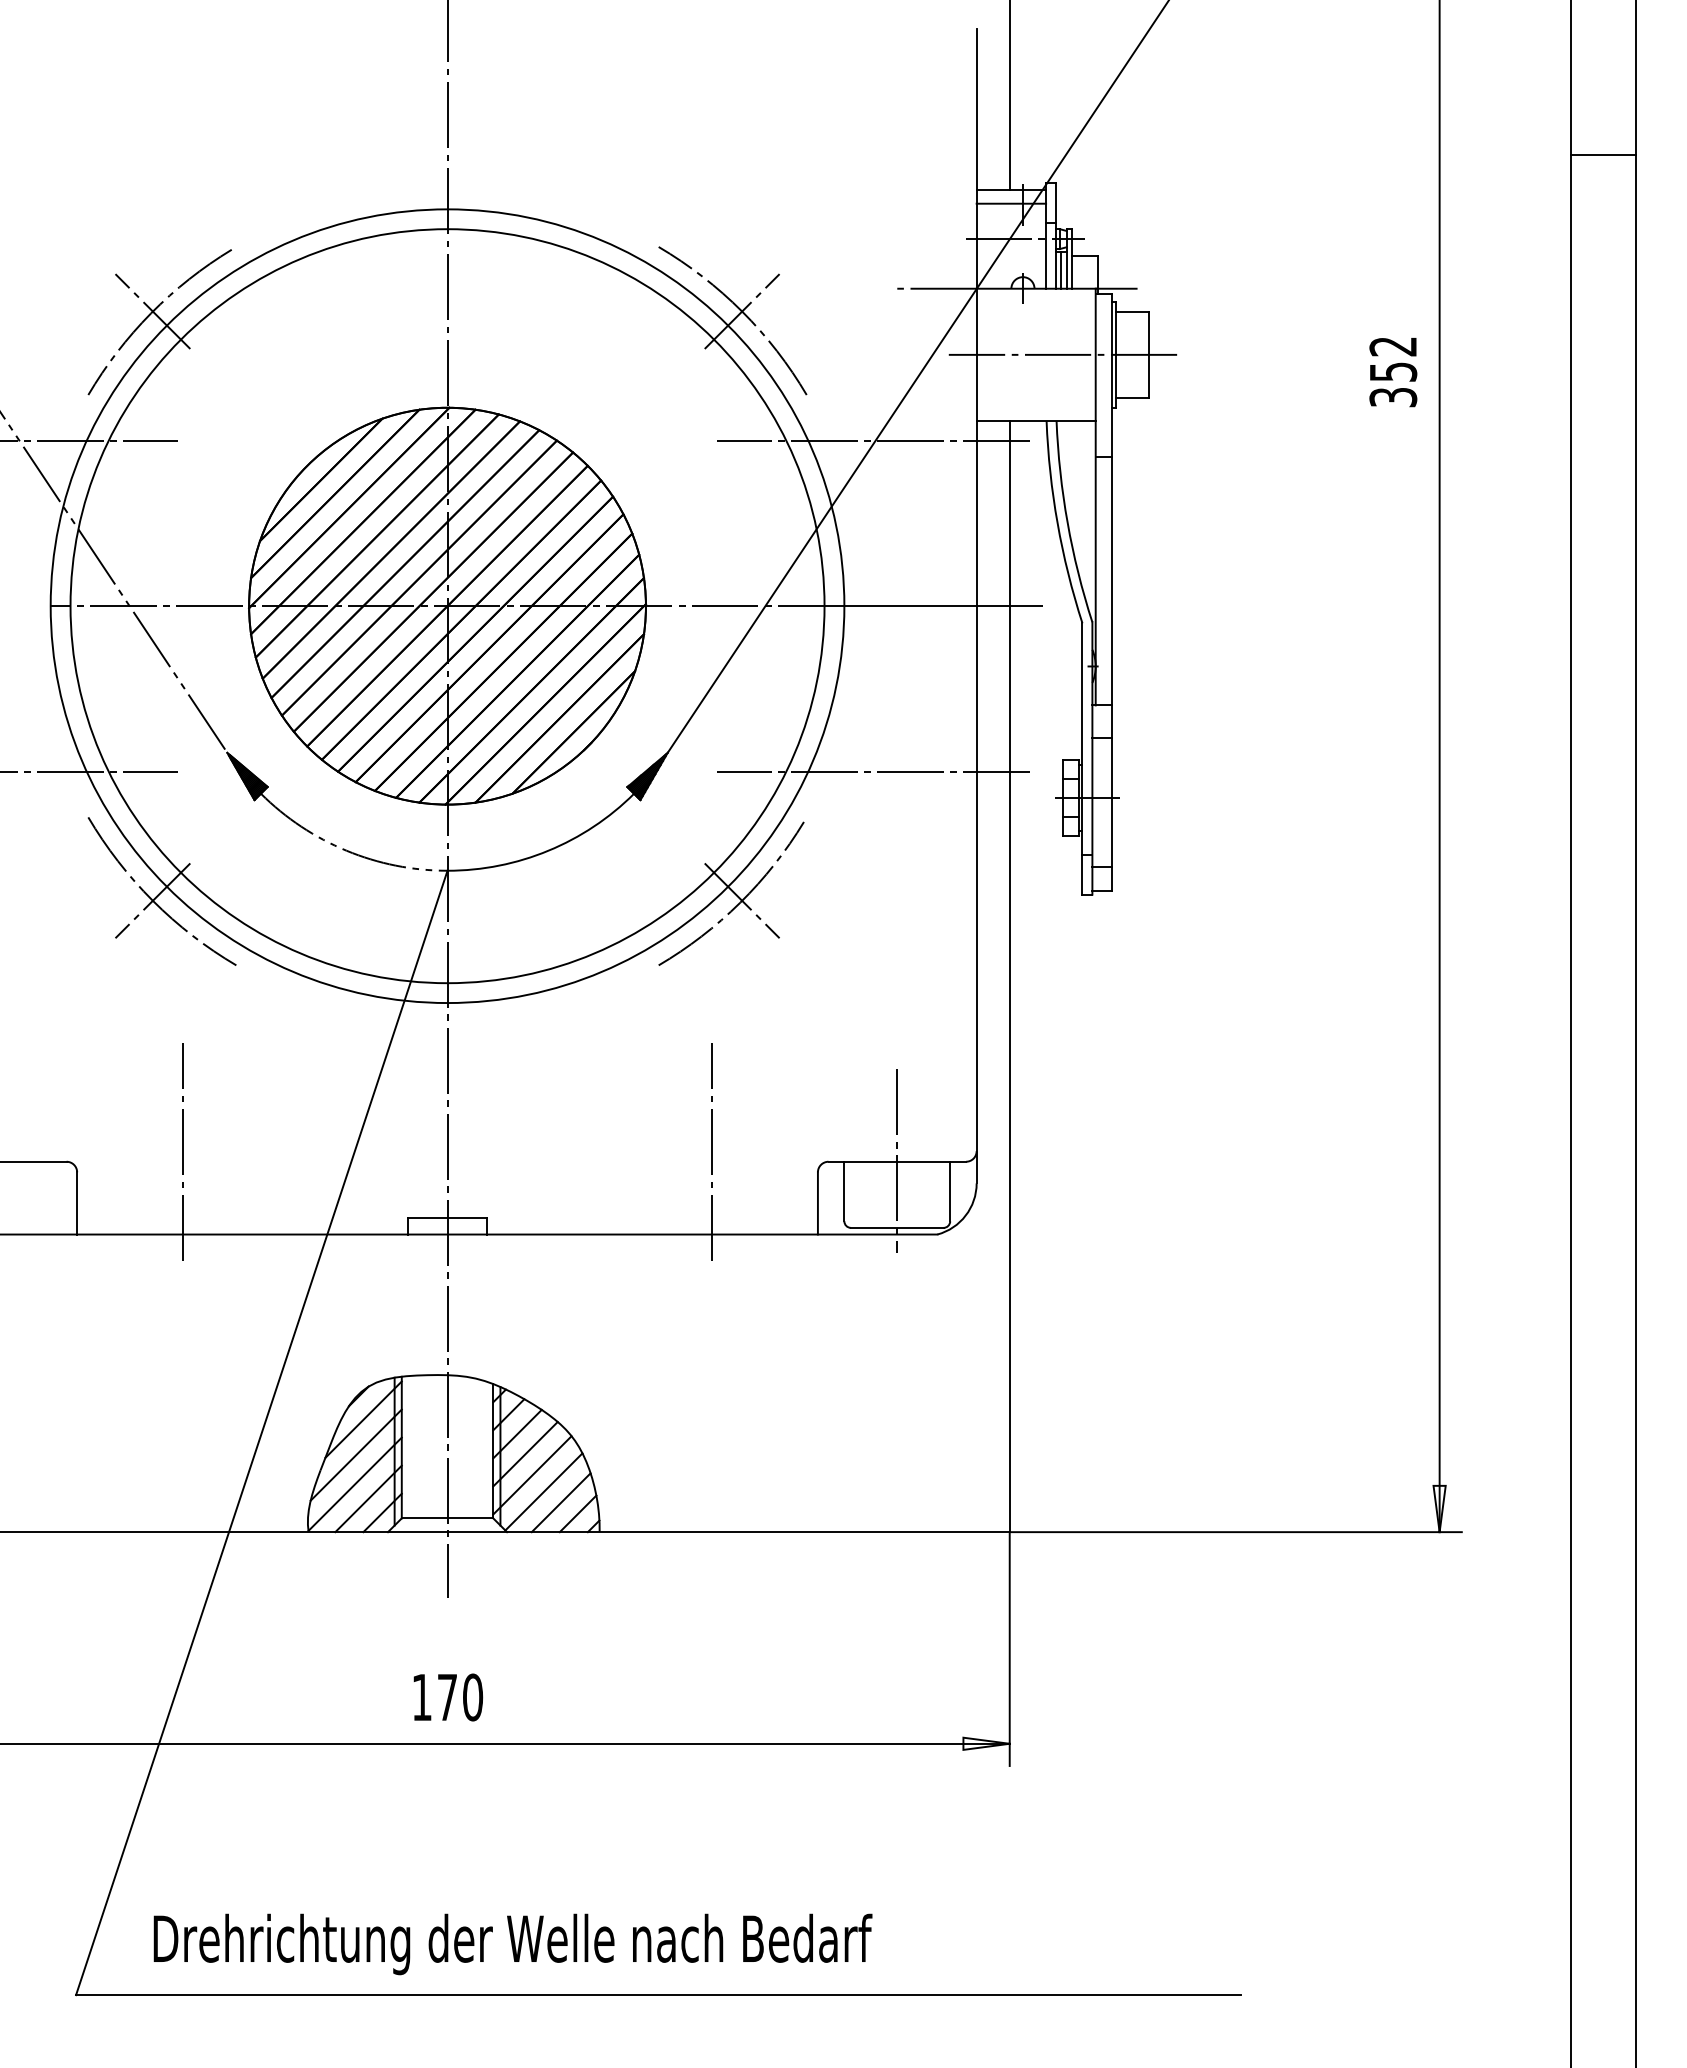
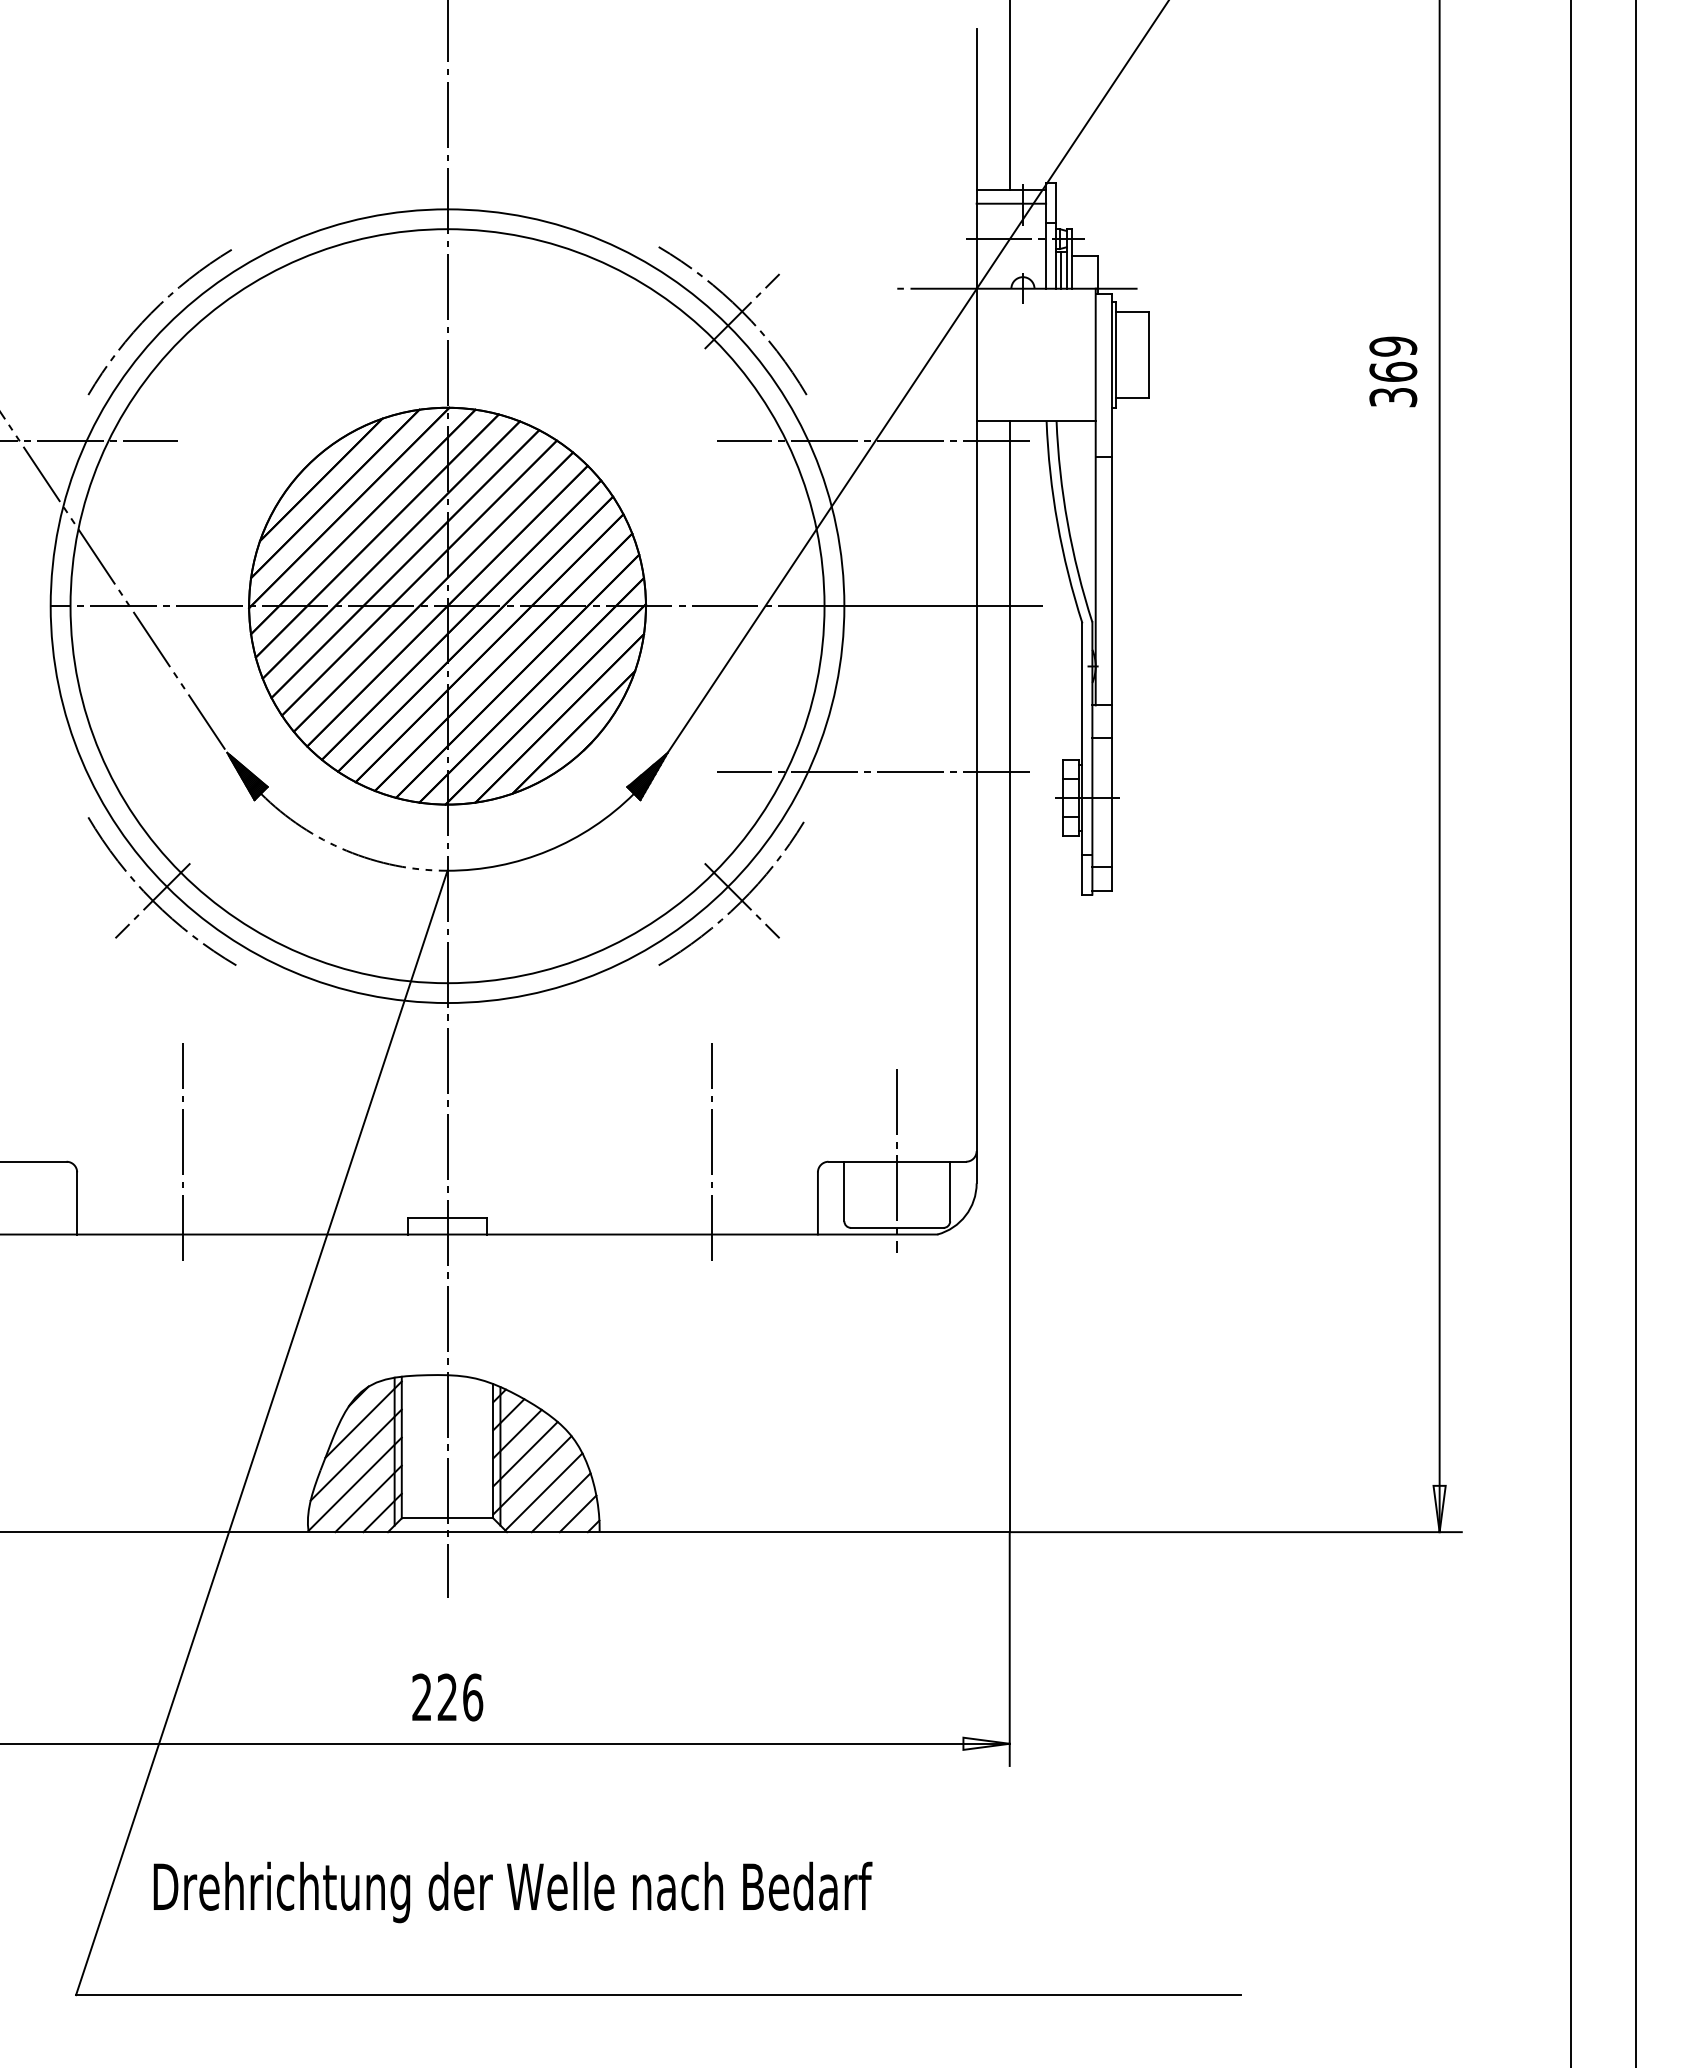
line: present -> none (1603, 155)
line: present -> none (152, 311)
line: present -> none (1062, 354)
text: 352 -> 369 (1393, 358)
line: present -> none (89, 771)
text: 170 -> 226 (447, 1697)
text position: (512, 1944) -> (512, 1892) (512, 1892)
